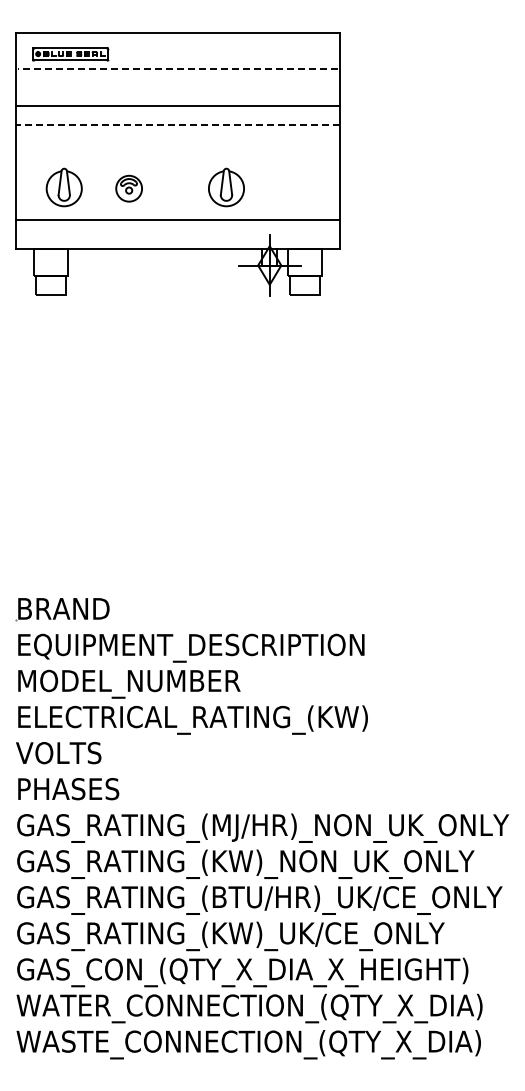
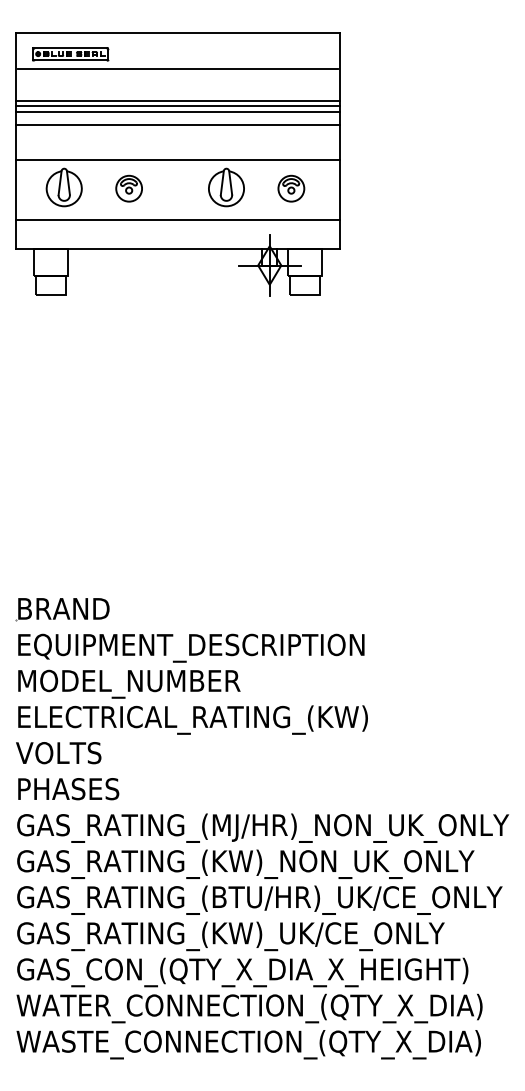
line: dashed -> solid (177, 69)
line: none -> present (177, 101)
line: none -> present (177, 111)
line: dashed -> solid (177, 124)
line: none -> present (177, 160)
part: none -> present (291, 188)
